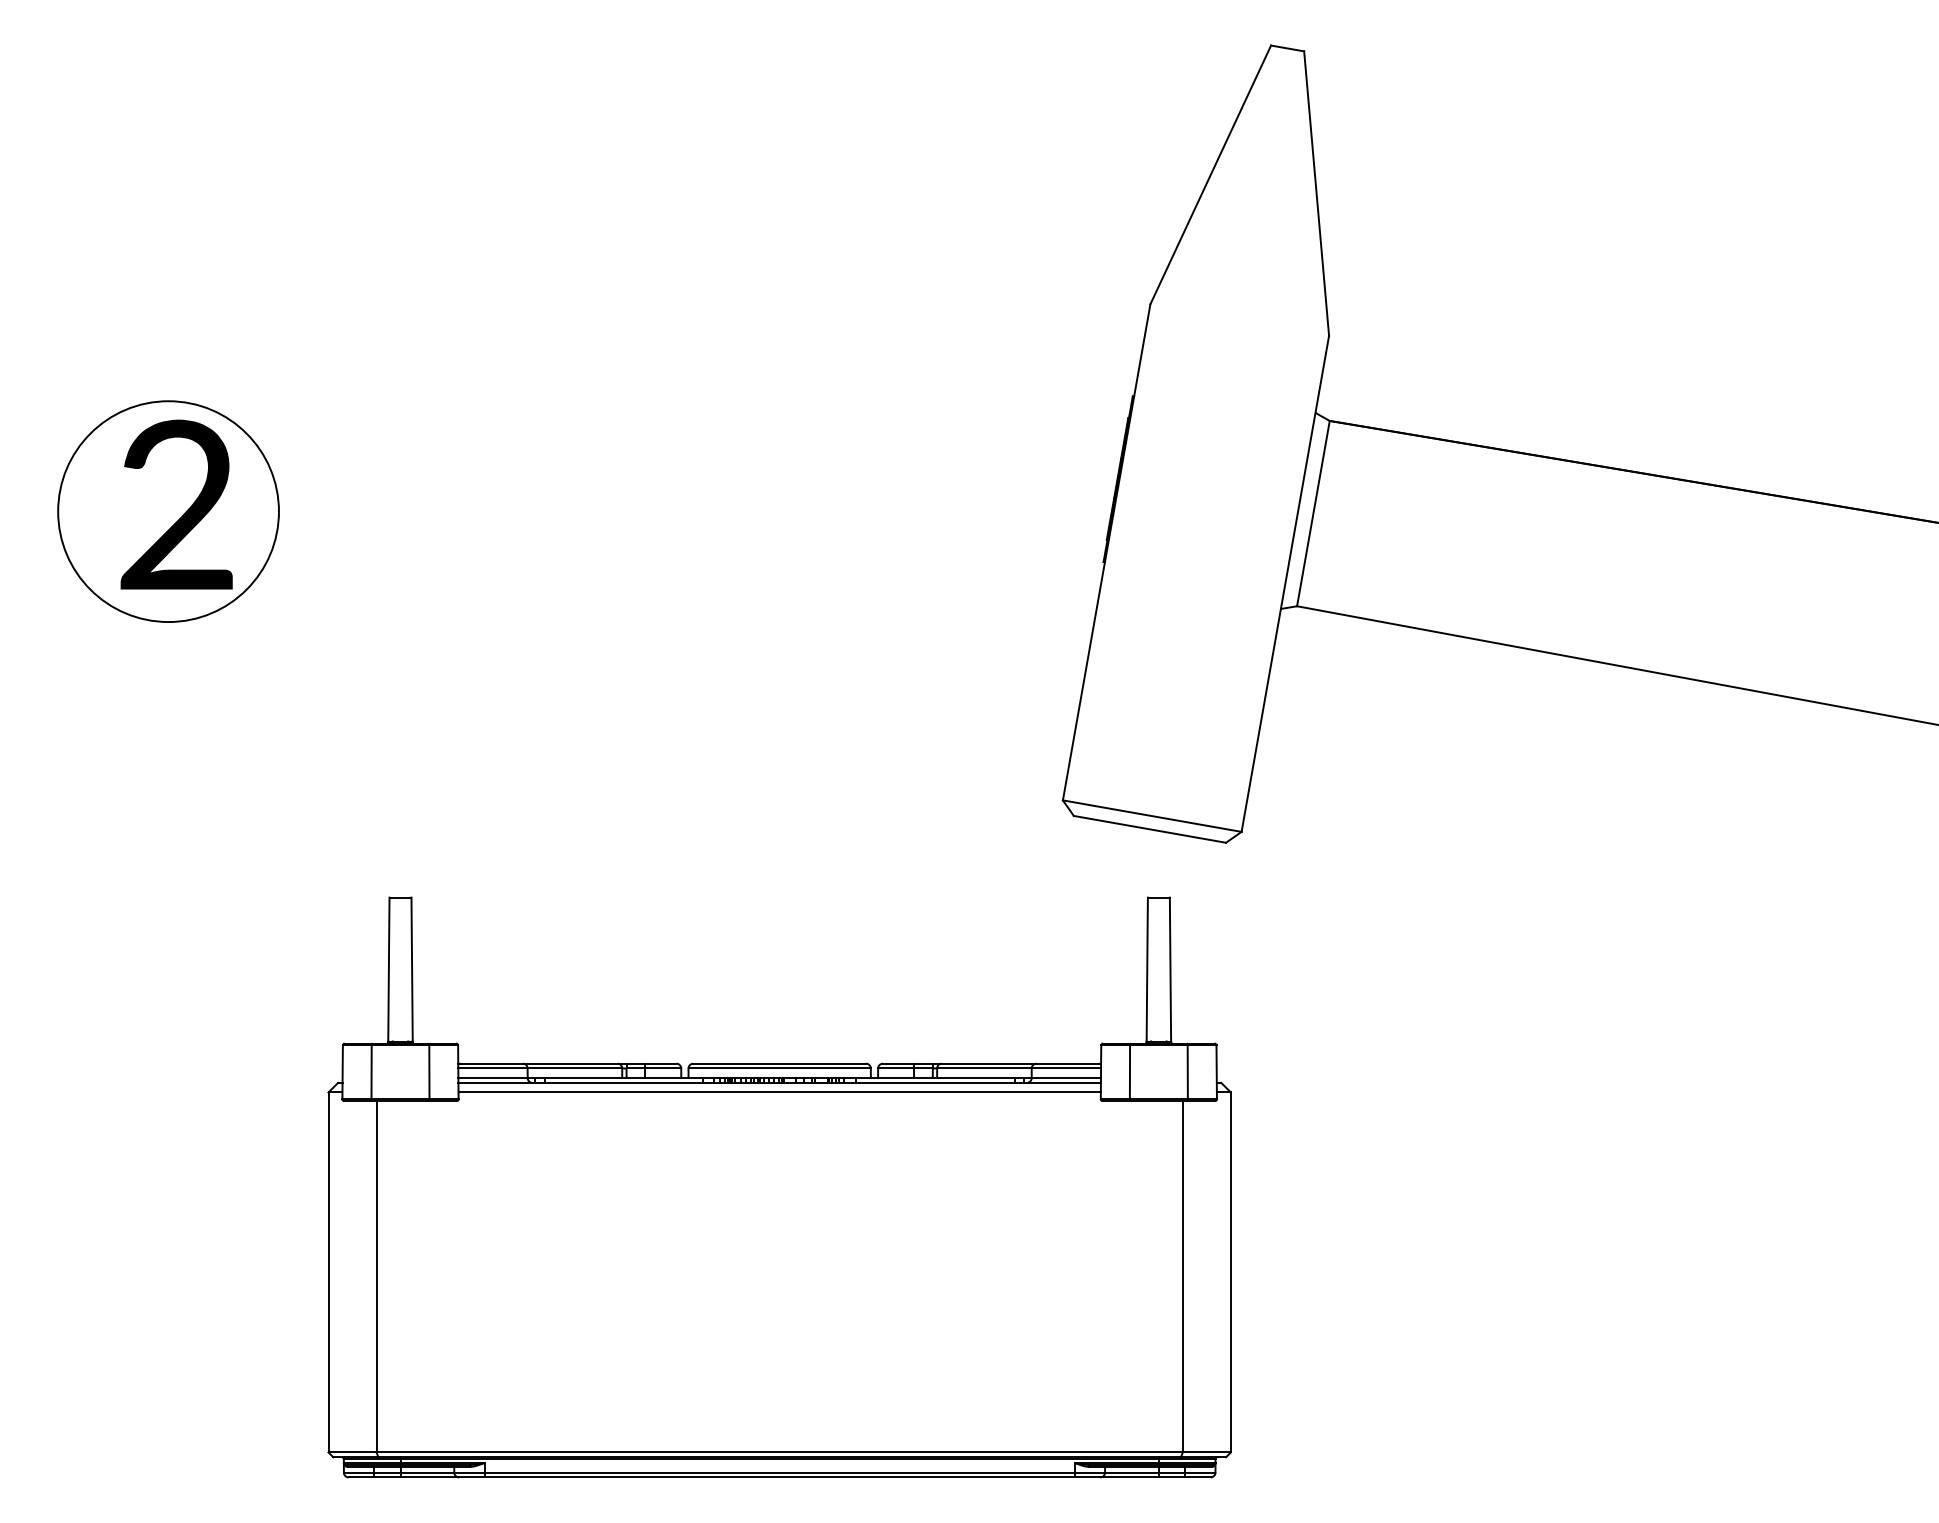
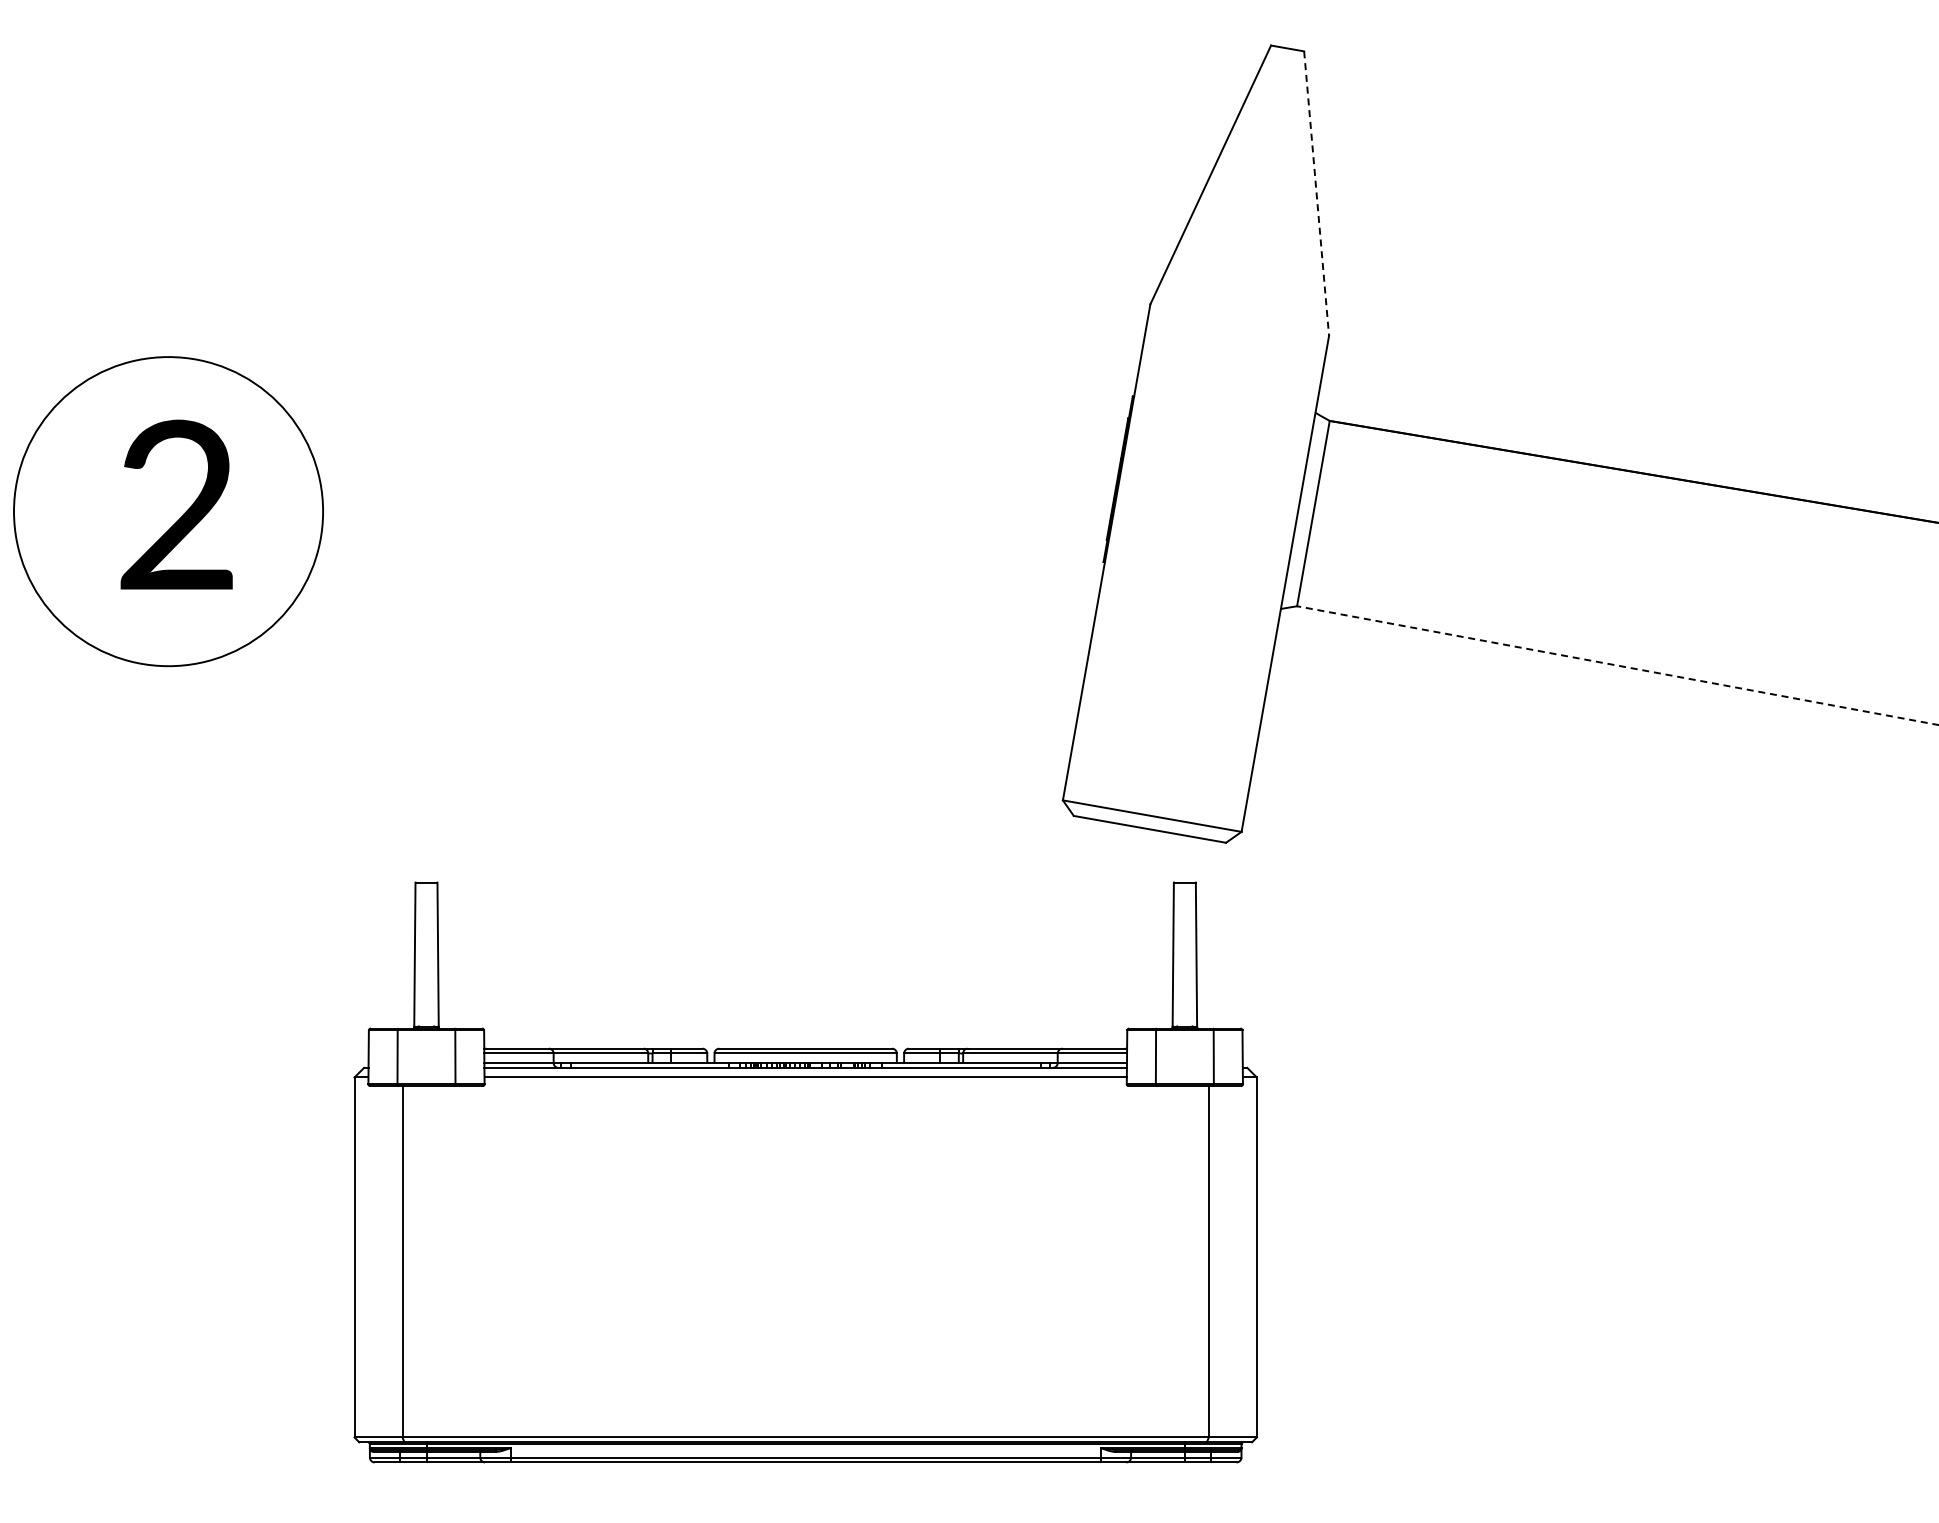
line: solid -> dashed (1316, 193)
circle diameter: 221 px -> 309 px (168, 511)
line: solid -> dashed (1617, 665)
part position: (779, 1187) -> (805, 1172) (805, 1172)
